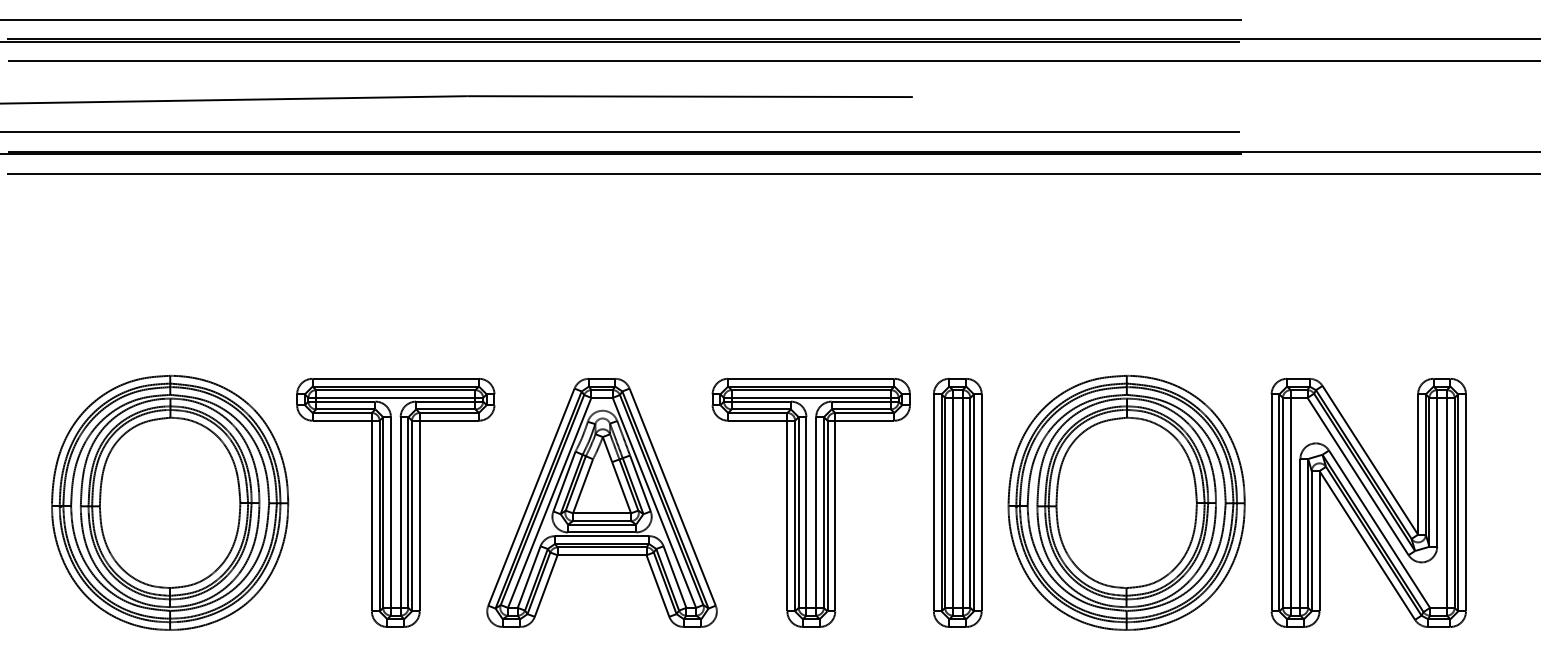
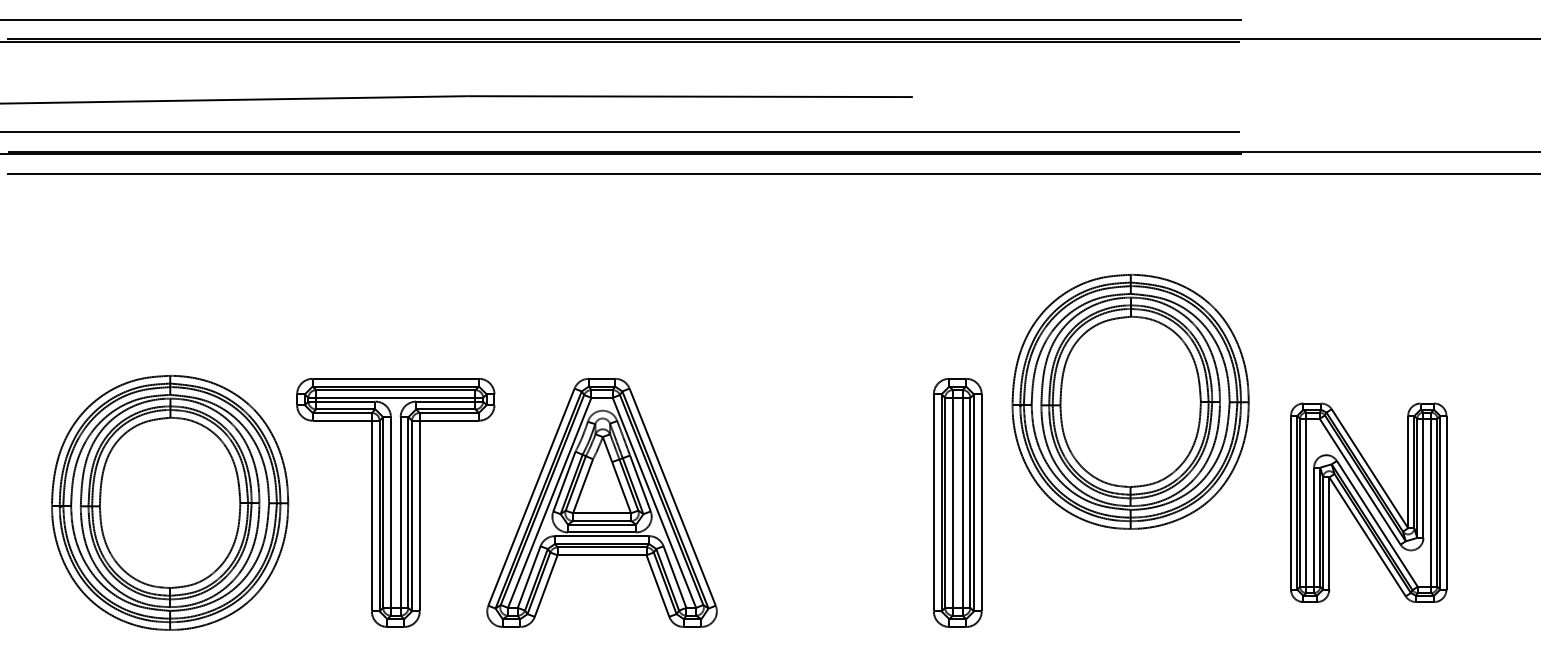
line: present -> none (769, 61)
part: present -> none (810, 502)
part position: (1126, 502) -> (1130, 401) (1130, 401)
part size: 197x251 px -> 158x201 px (1368, 502)
